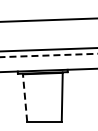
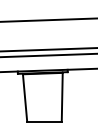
line: dashed -> solid (49, 55)
line: dashed -> solid (25, 97)
